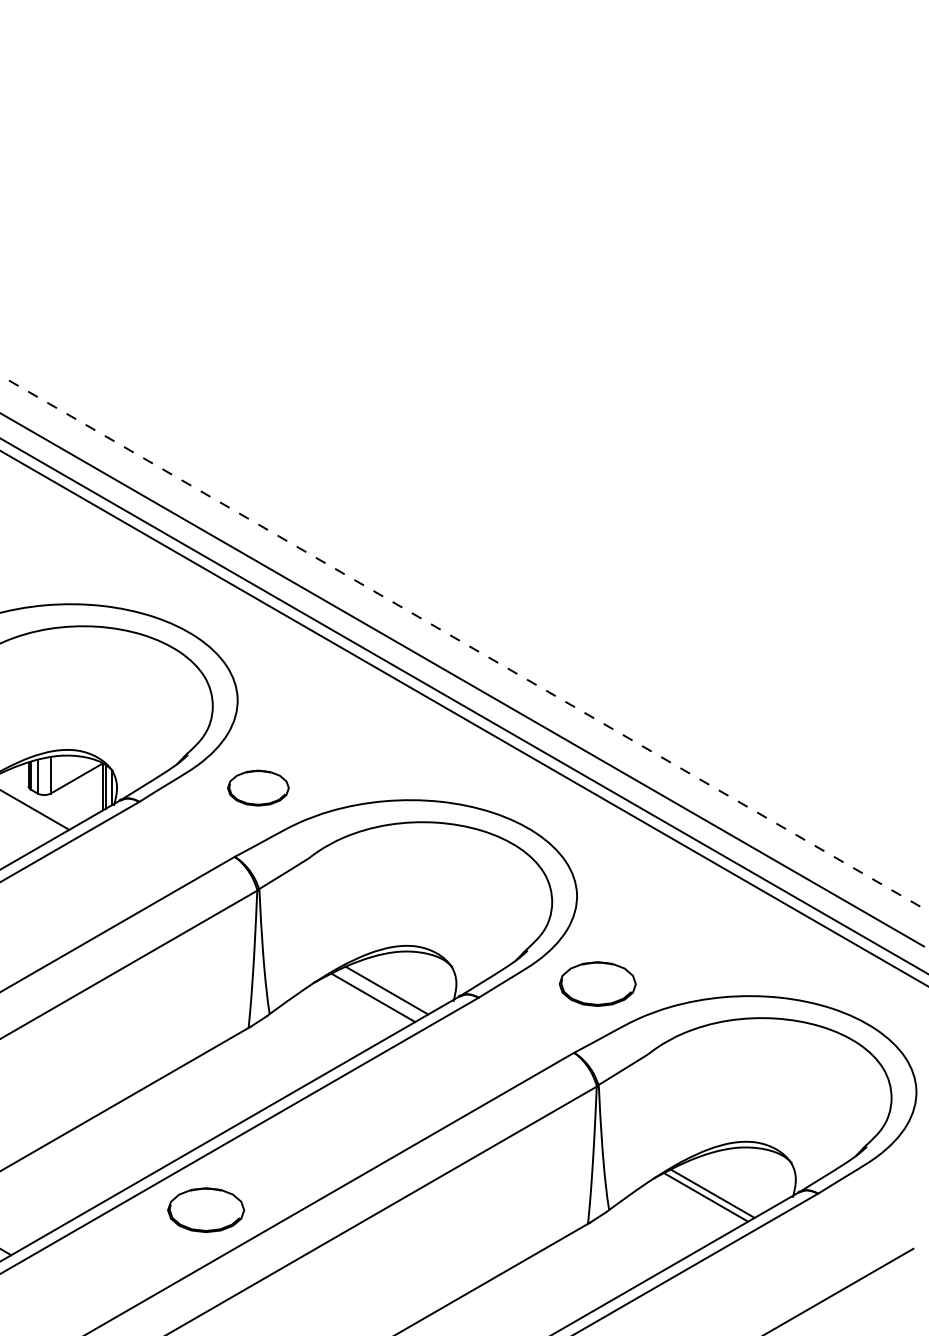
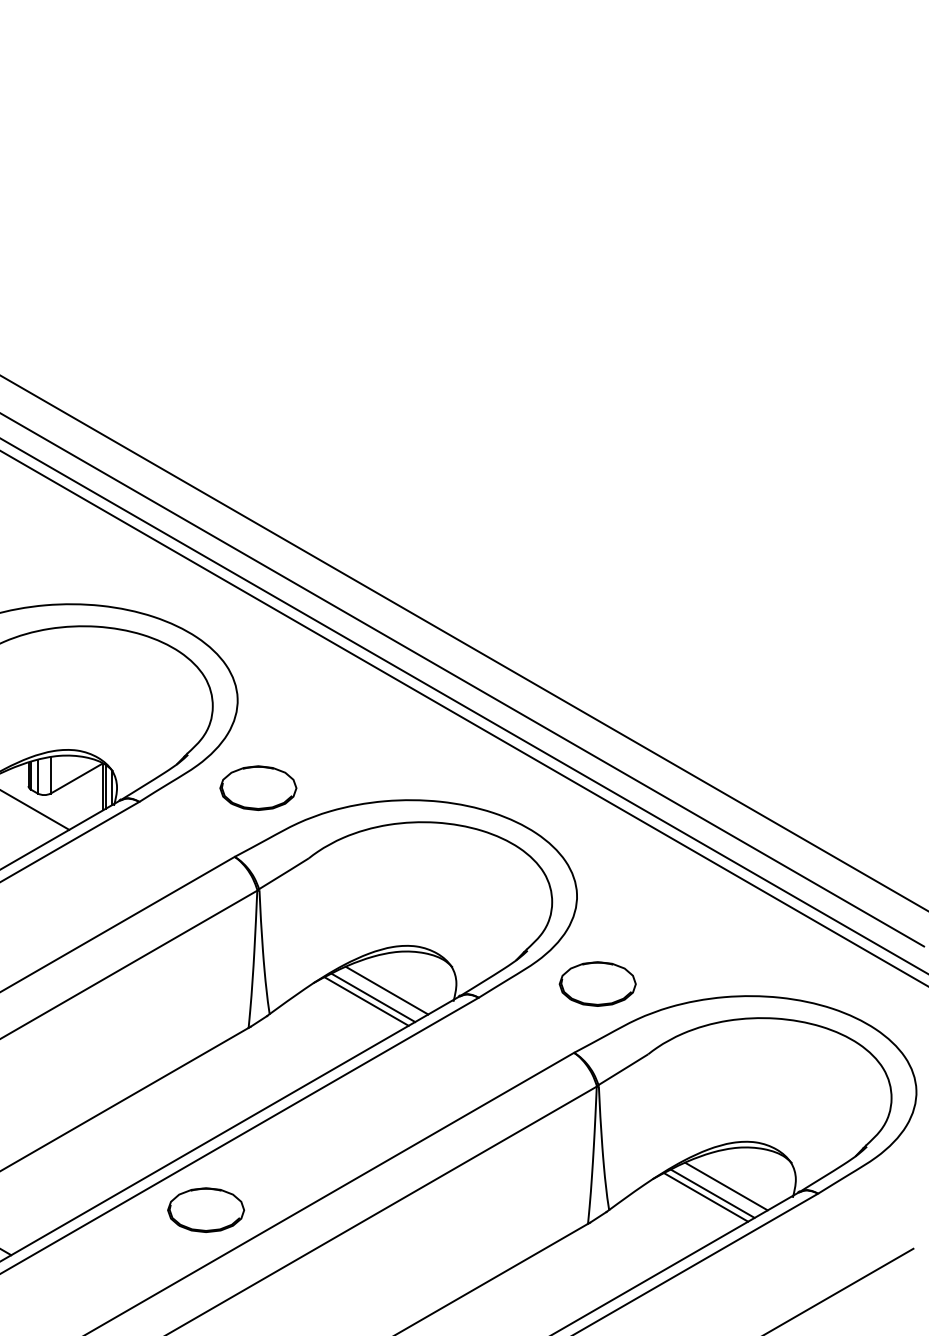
line: dashed -> solid (464, 643)
part size: 63x38 px -> 79x46 px (258, 787)
line: none -> present (366, 1001)
line: none -> present (726, 1186)
